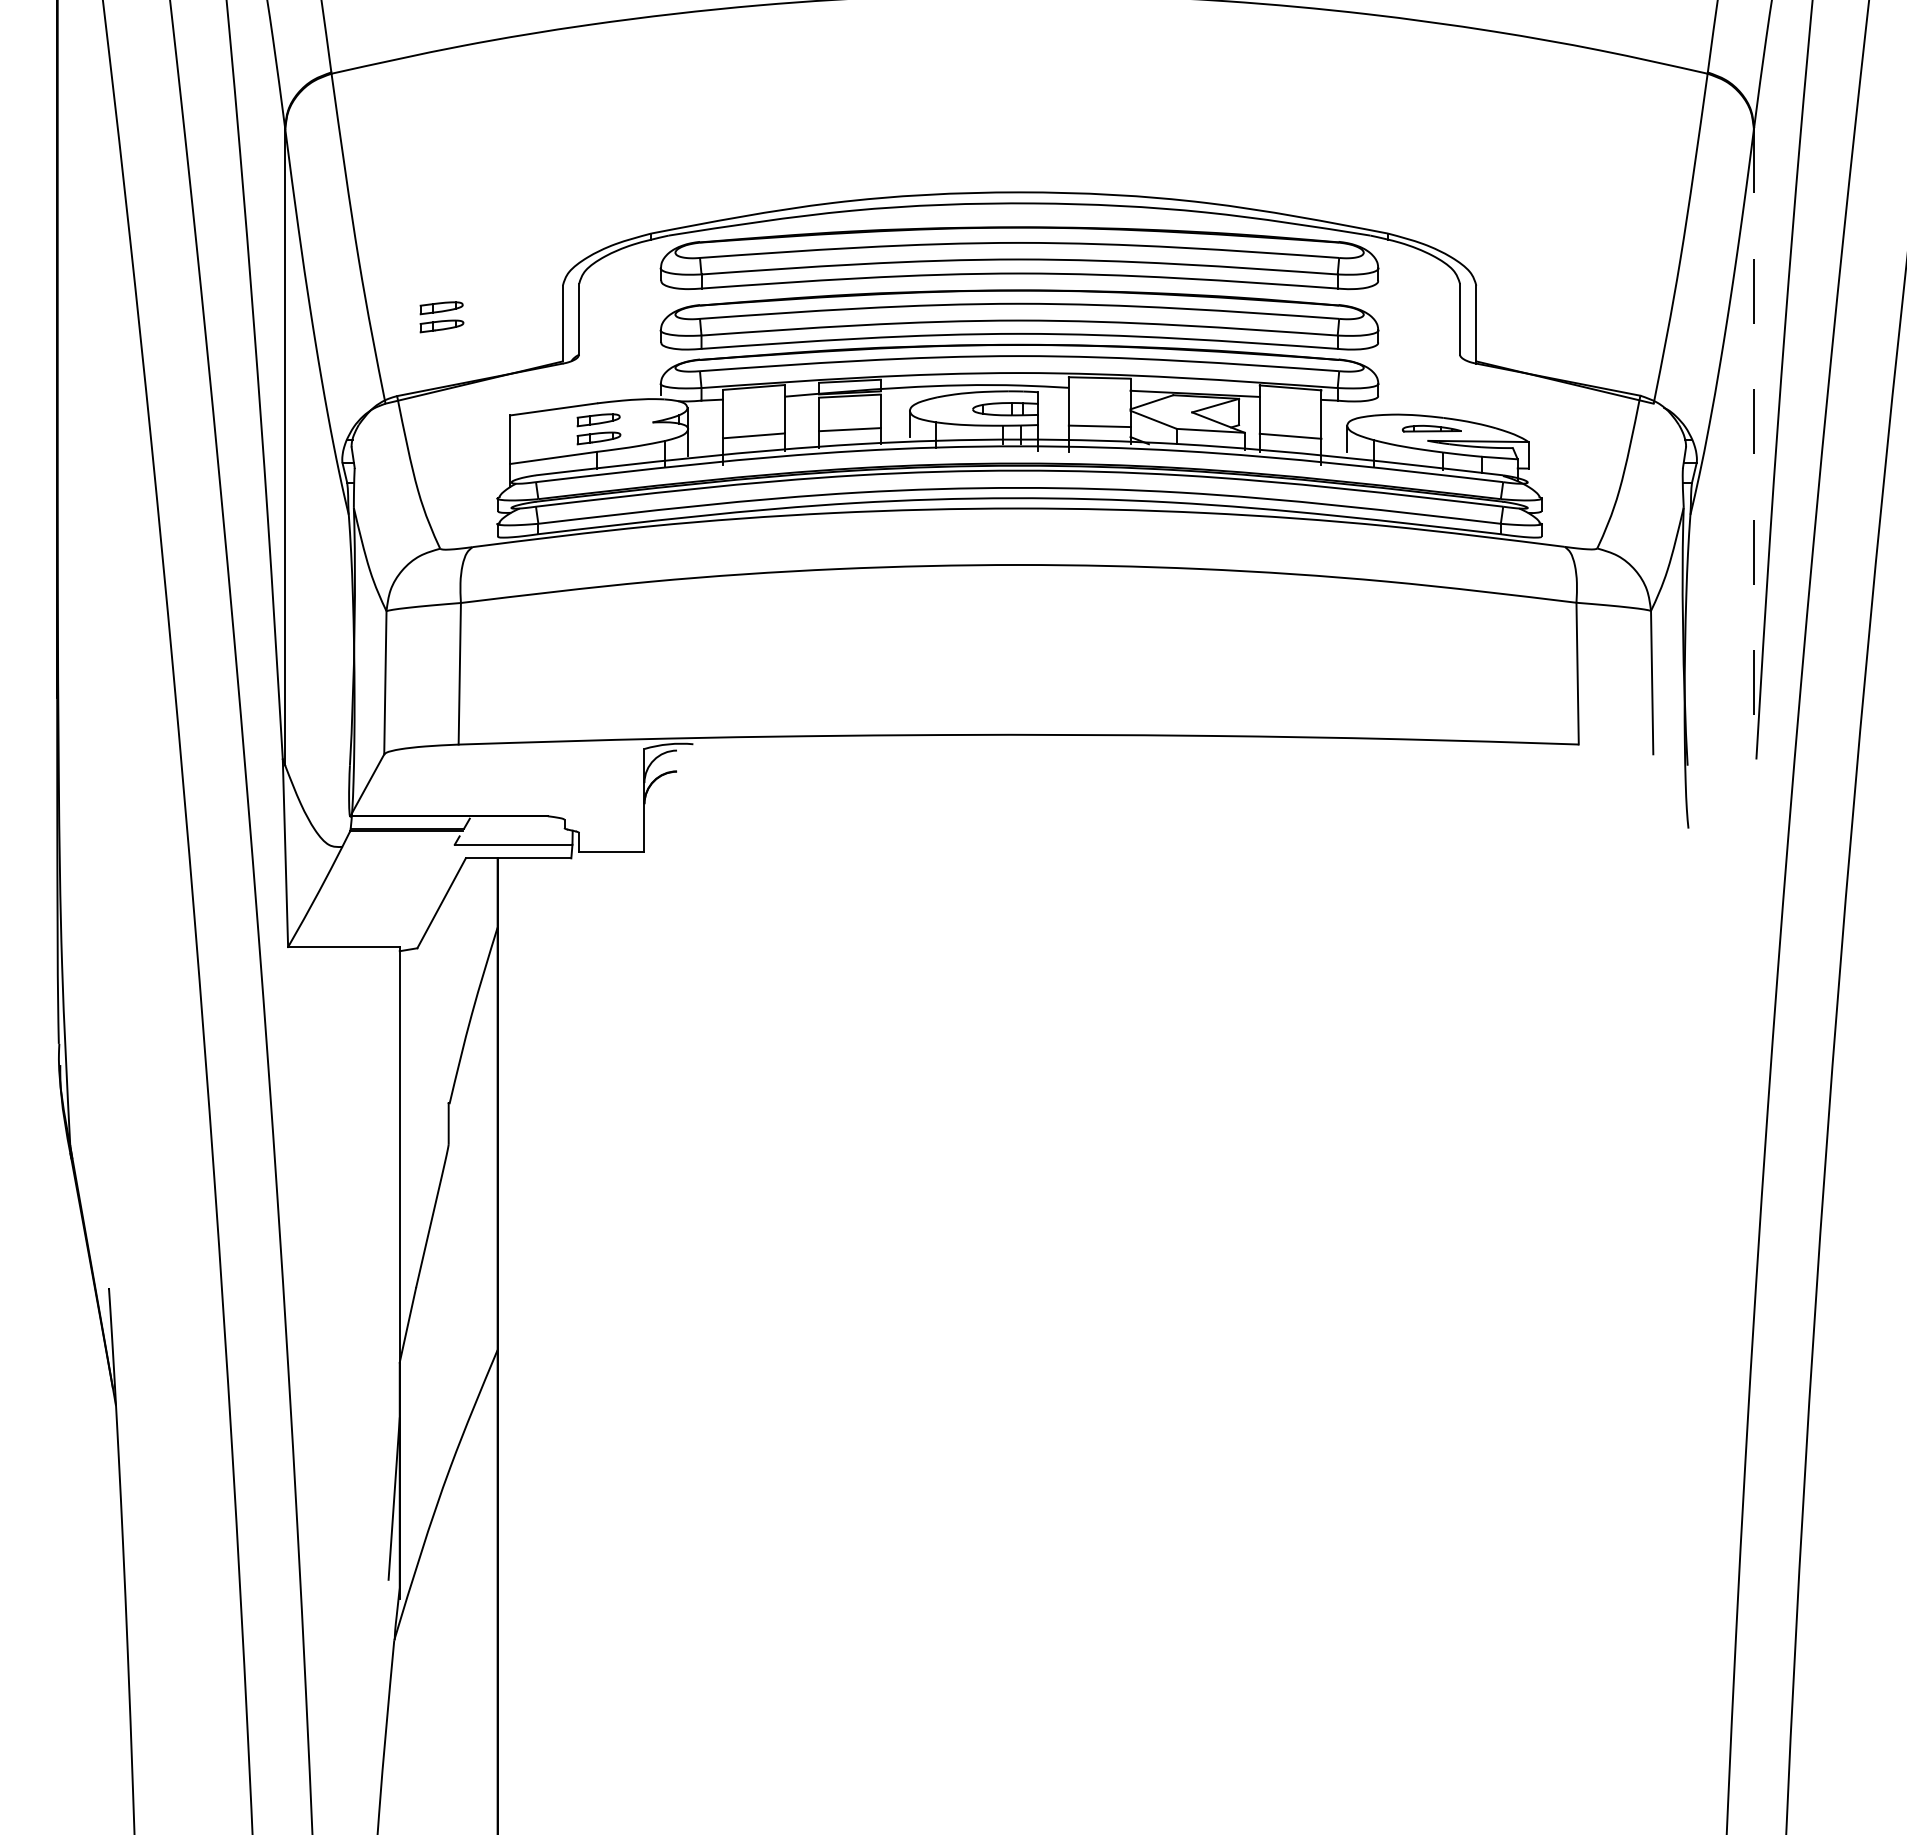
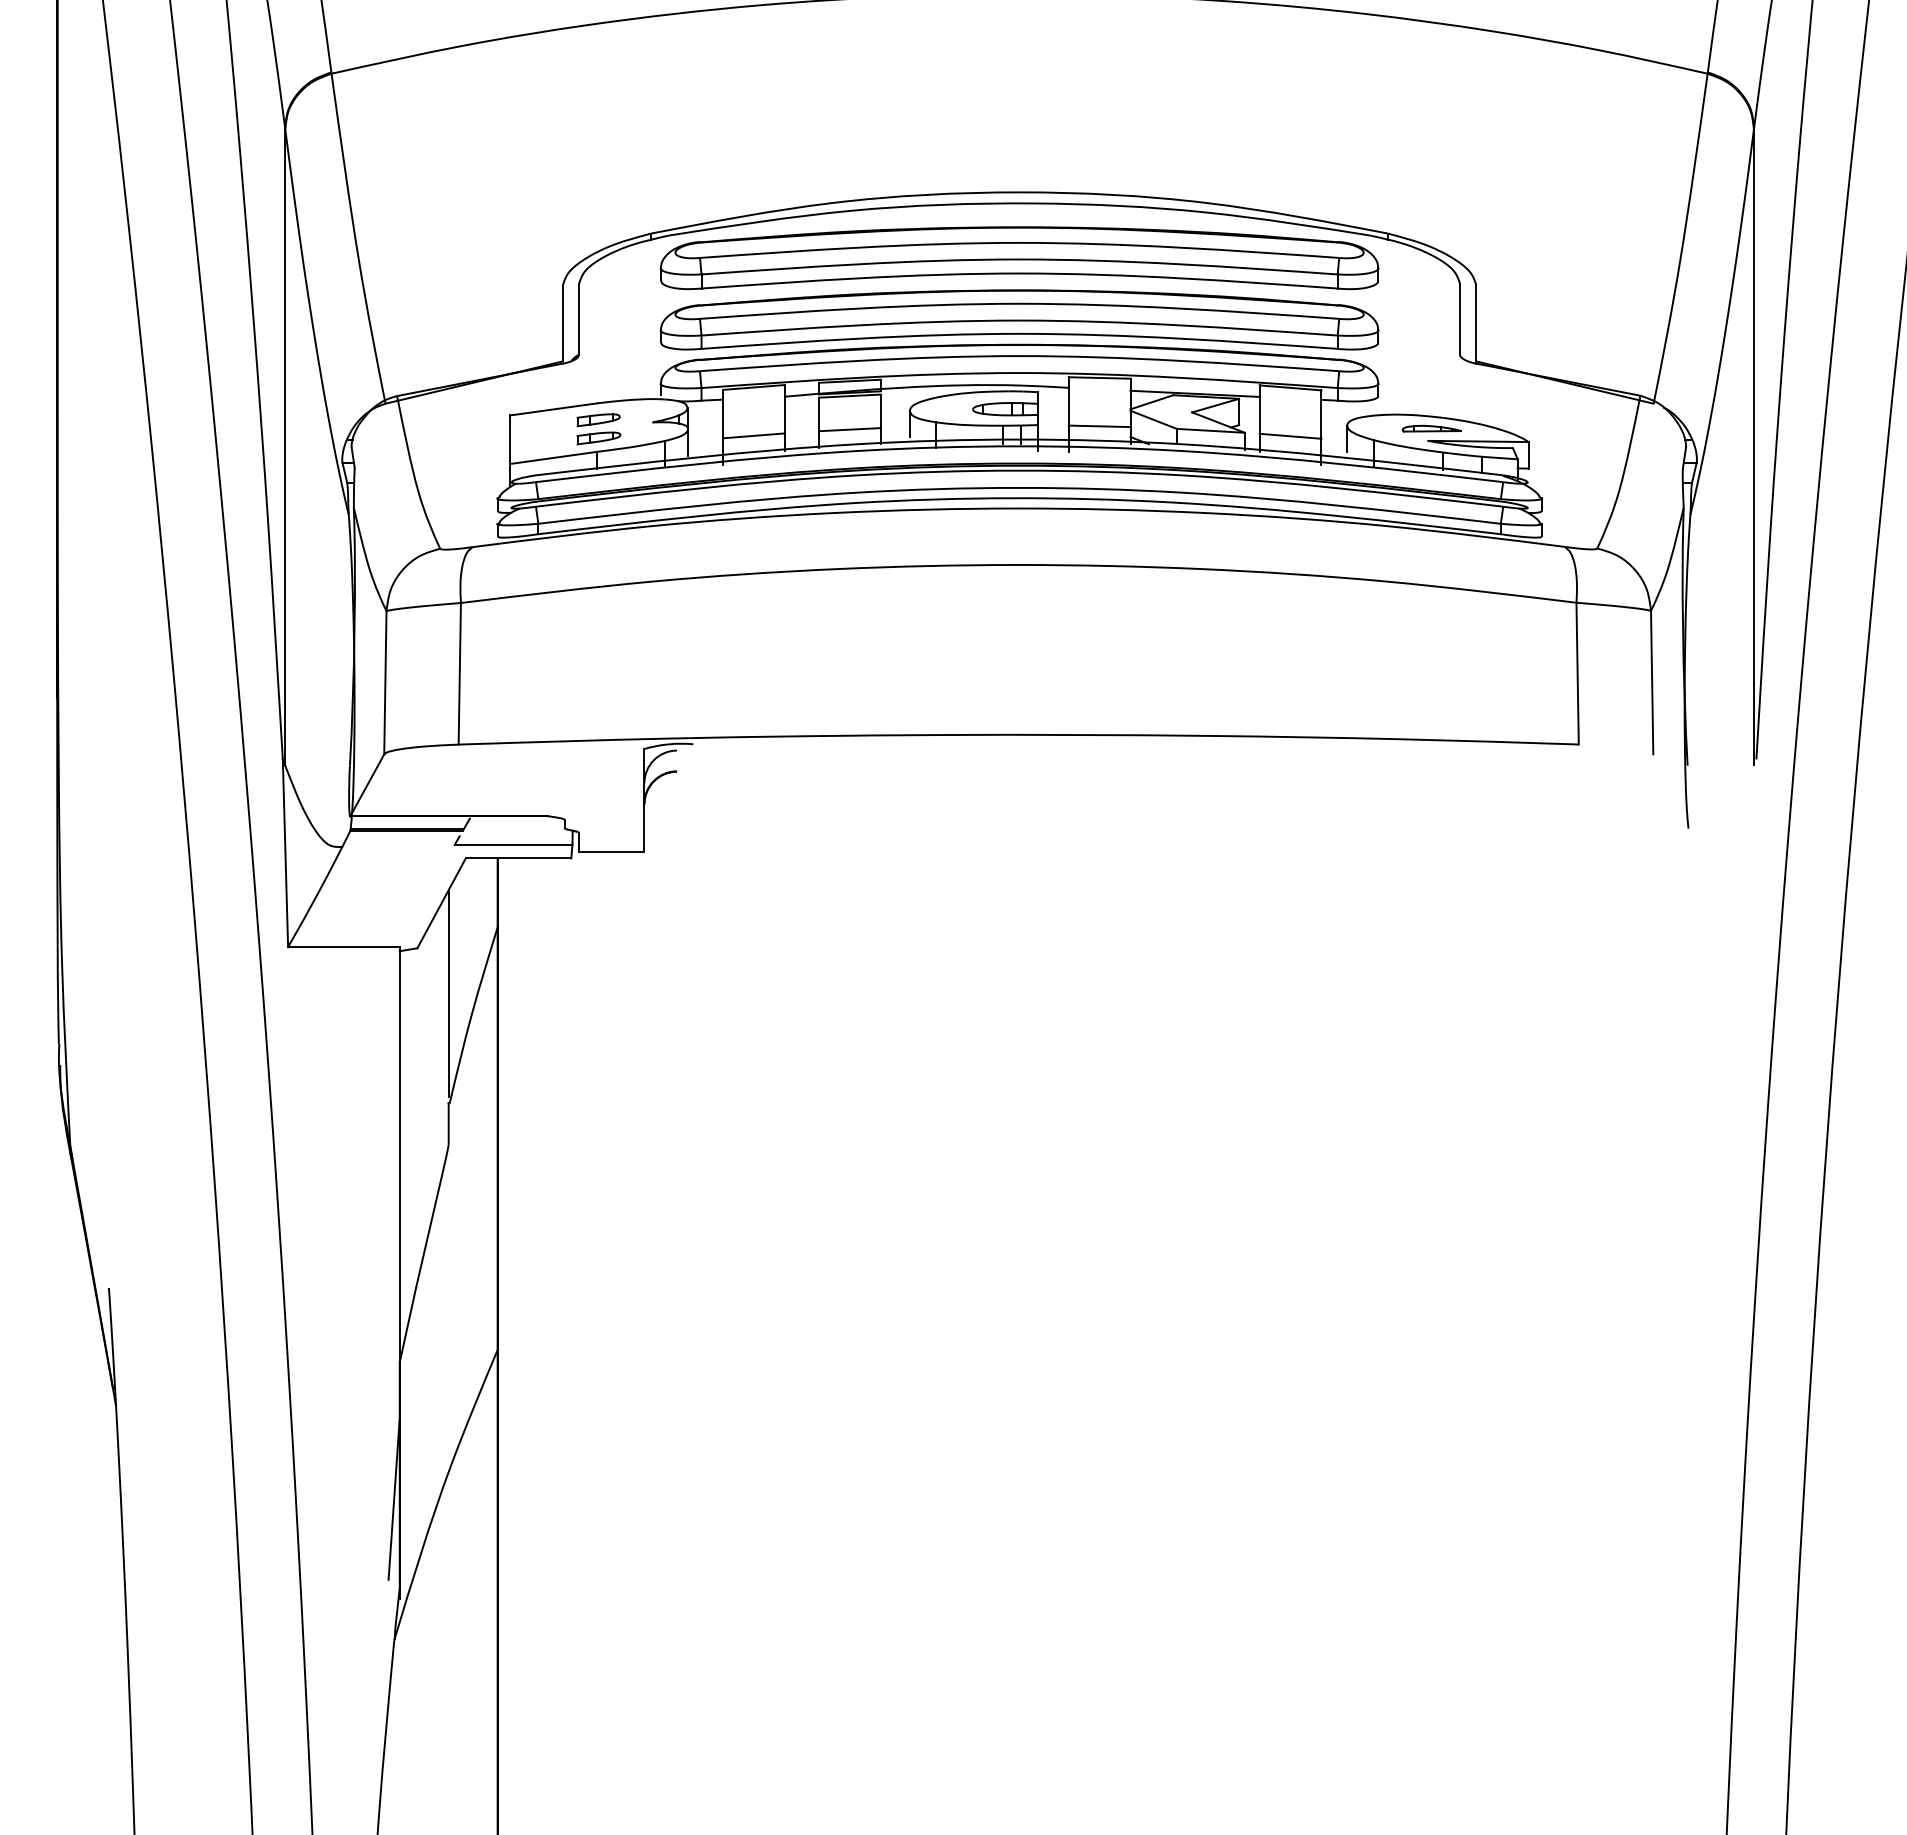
part: present -> none (441, 317)
line: dashed -> solid (1754, 446)
line: none -> present (448, 993)
